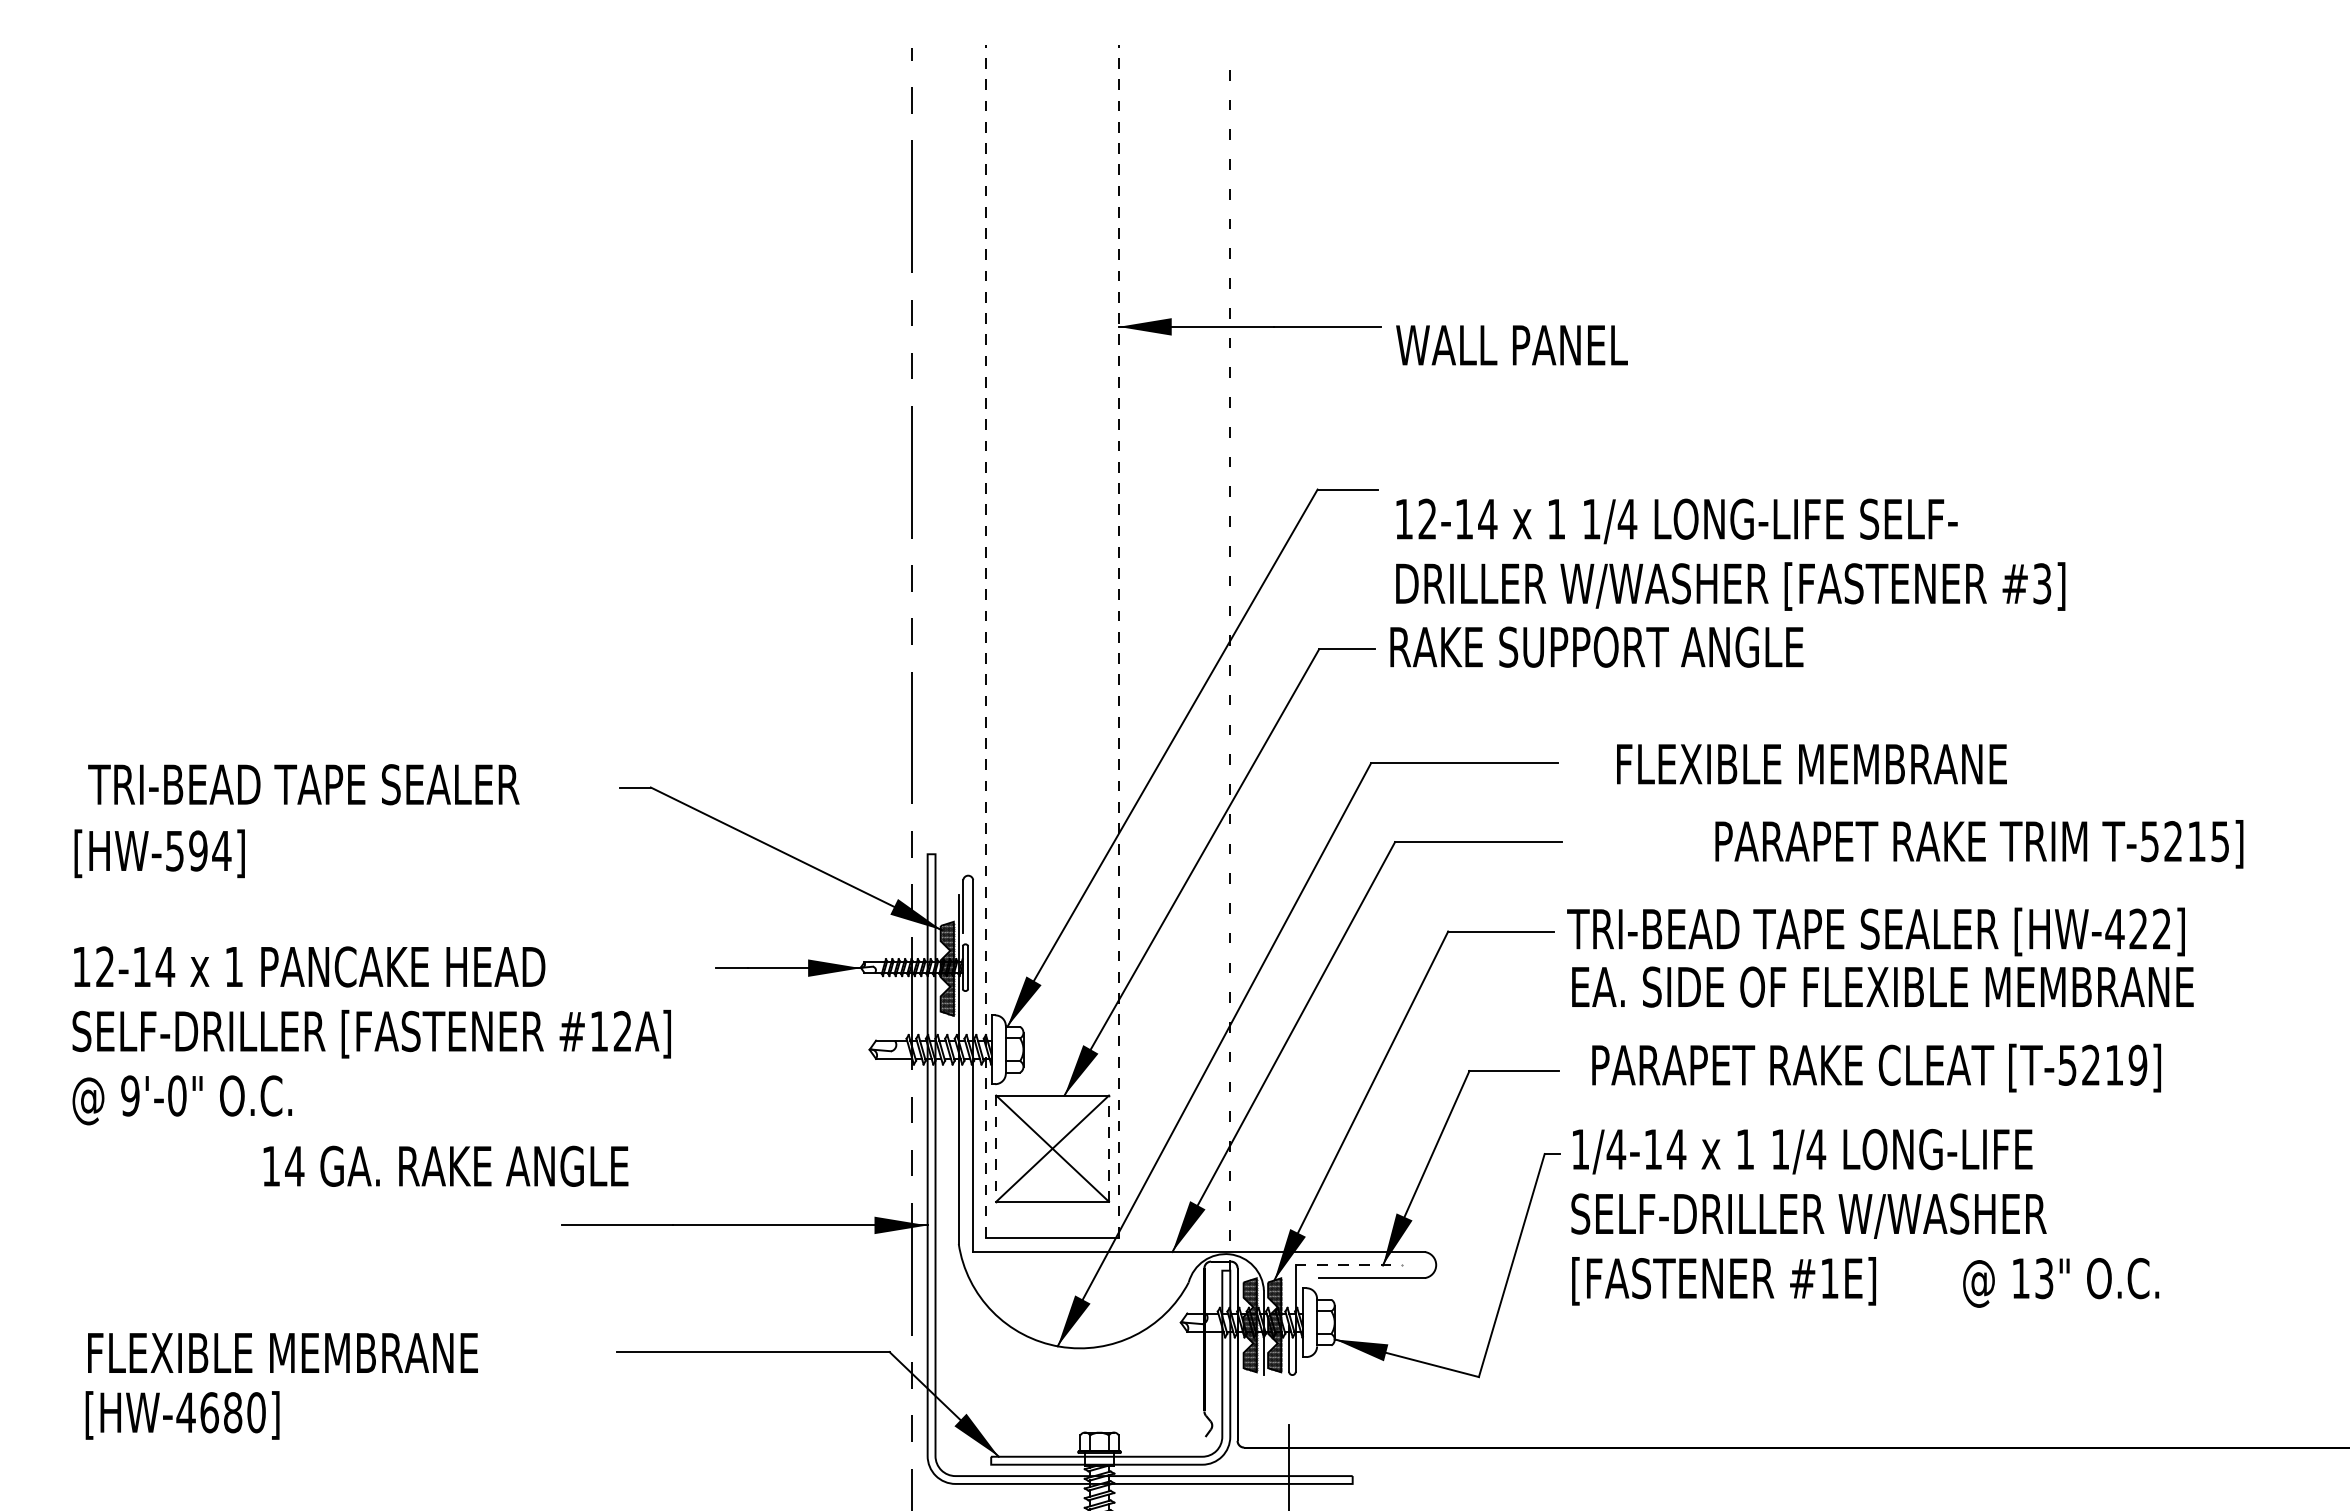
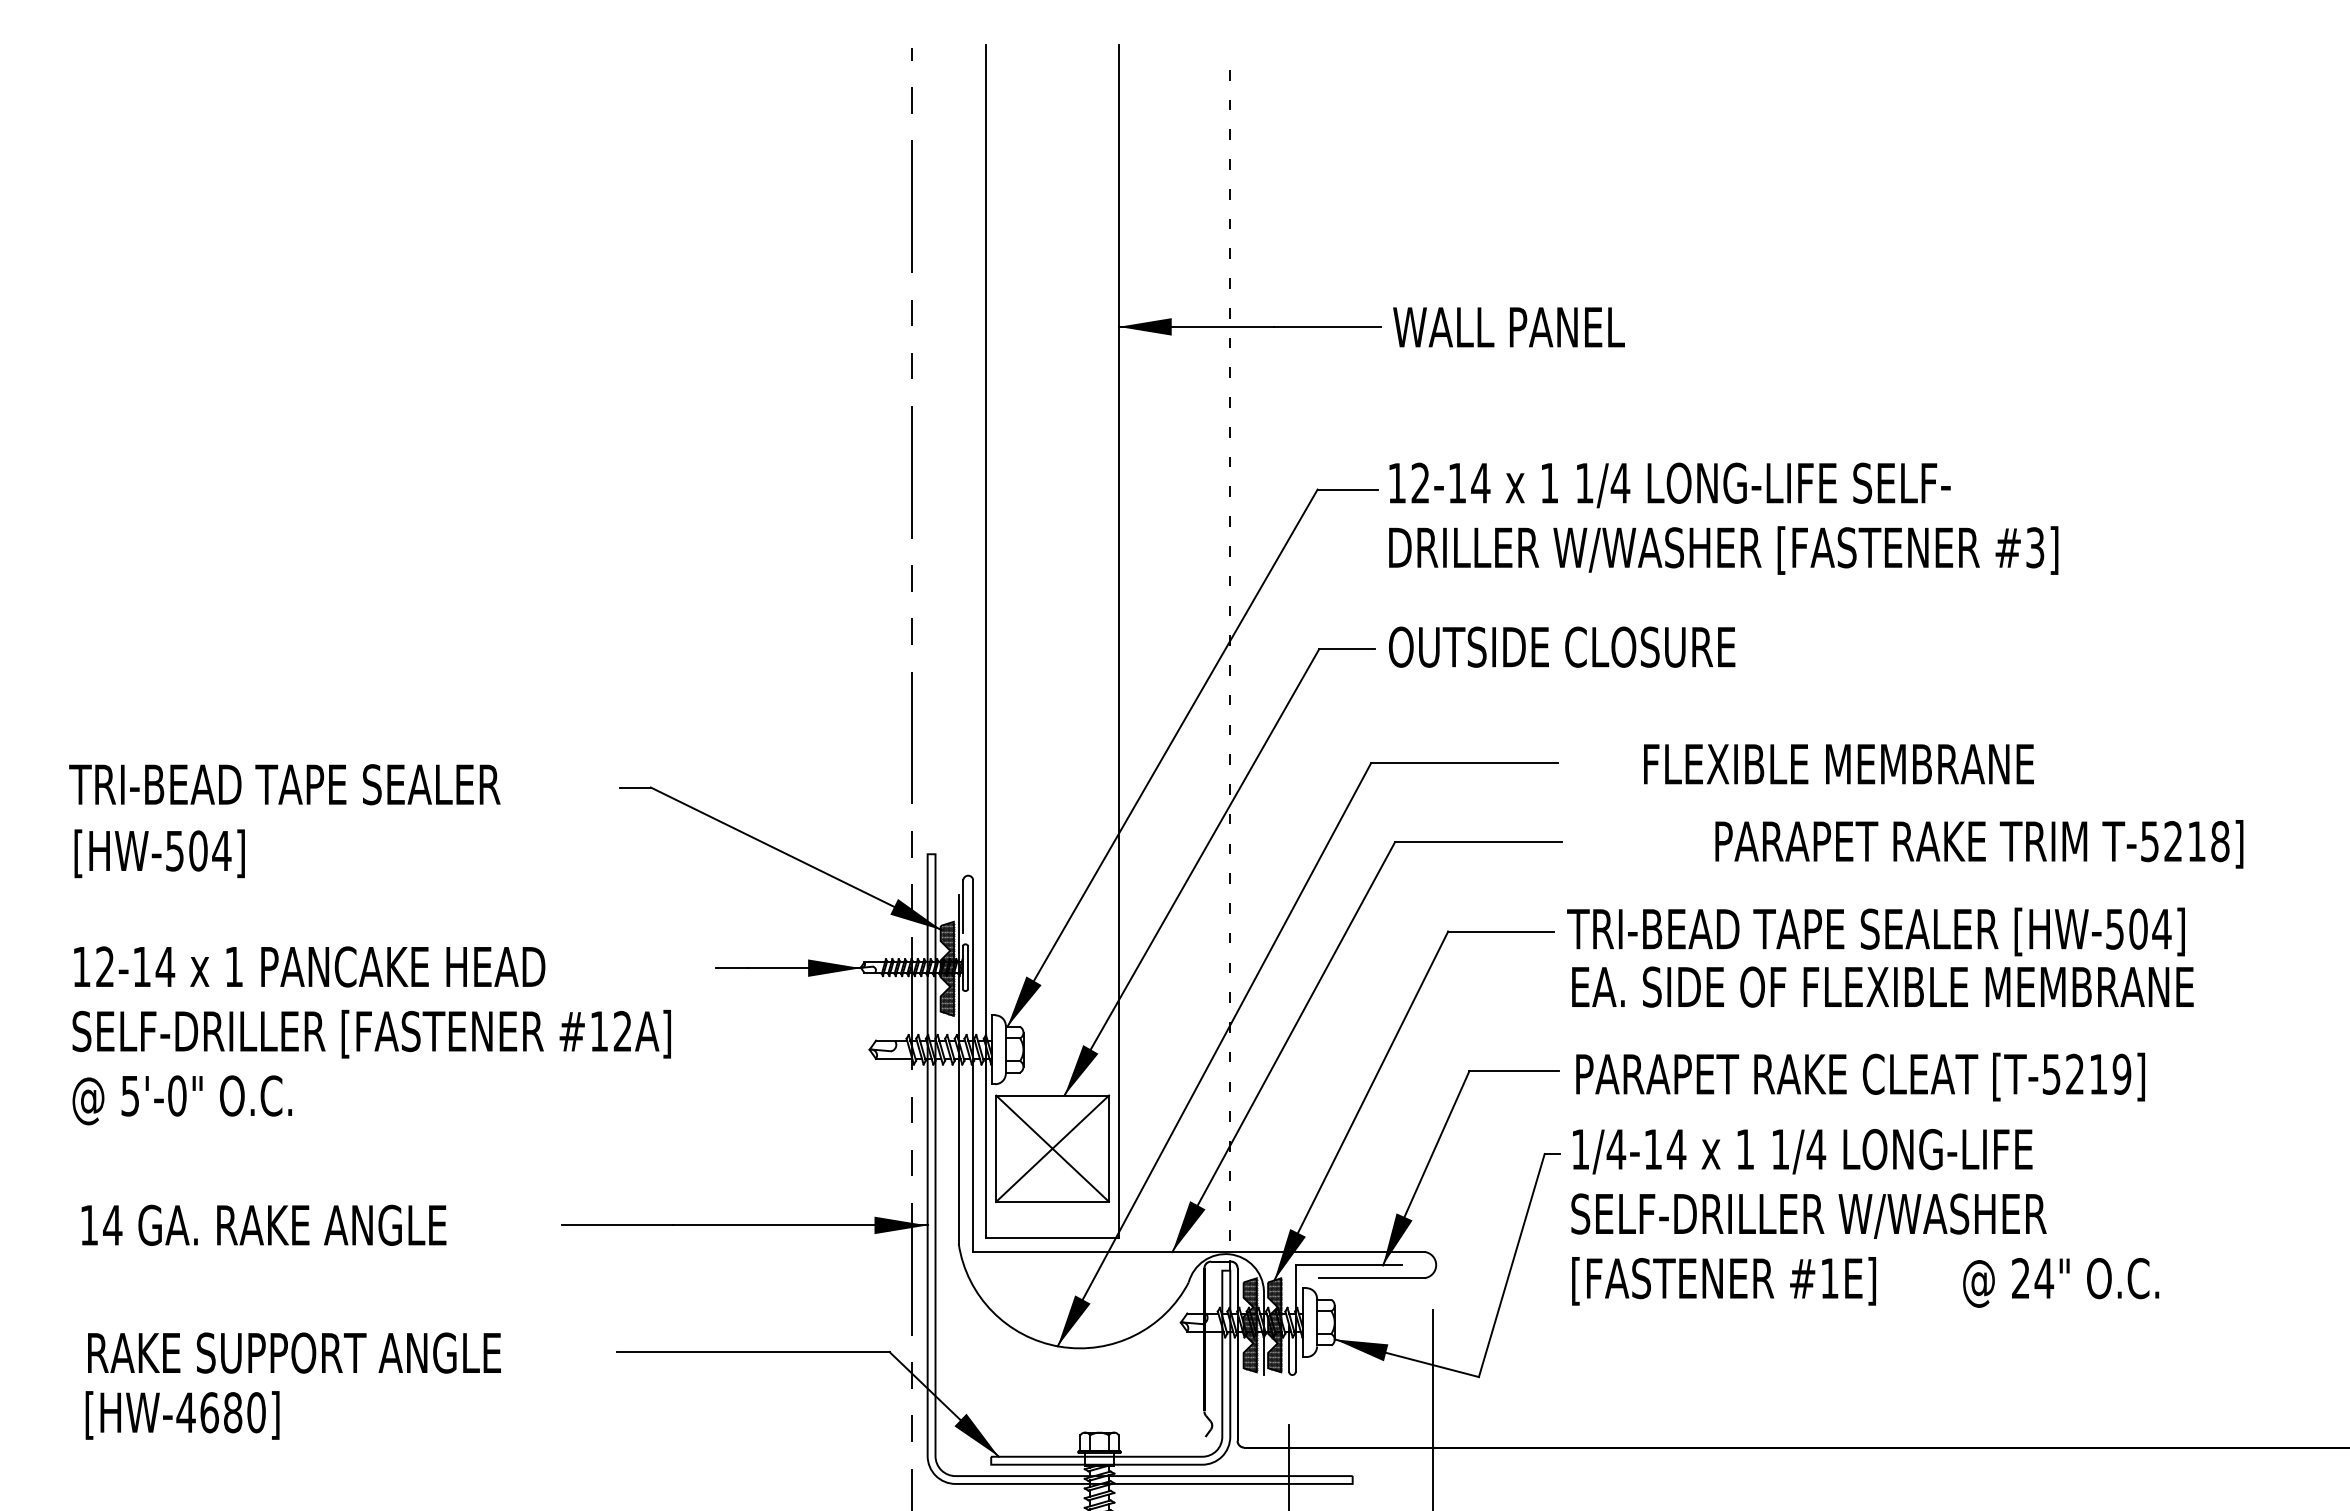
text position: (1511, 345) -> (1508, 327) (1508, 327)
text position: (1730, 554) -> (1723, 518) (1723, 518)
line: dashed -> solid (985, 640)
line: dashed -> solid (1118, 640)
text: RAKE SUPPORT ANGLE -> OUTSIDE CLOSURE (1595, 646)
text position: (1811, 764) -> (1838, 764) (1838, 764)
text position: (303, 784) -> (284, 784) (284, 784)
text: T-5215] -> T-5218] (2220, 841)
text: [HW-594] -> [HW-504] (198, 850)
text: [HW-422] -> [HW-504] (2138, 928)
text position: (1876, 1067) -> (1860, 1076) (1860, 1076)
text: 9'-0" -> 5'-0" (130, 1095)
line: dashed -> solid (1109, 1148)
line: dashed -> solid (996, 1149)
text position: (445, 1165) -> (263, 1224) (263, 1224)
line: dashed -> solid (1349, 1265)
text: 13" -> 24" (2033, 1278)
text: FLEXIBLE MEMBRANE -> RAKE SUPPORT ANGLE (295, 1352)
line: none -> present (1433, 1408)
